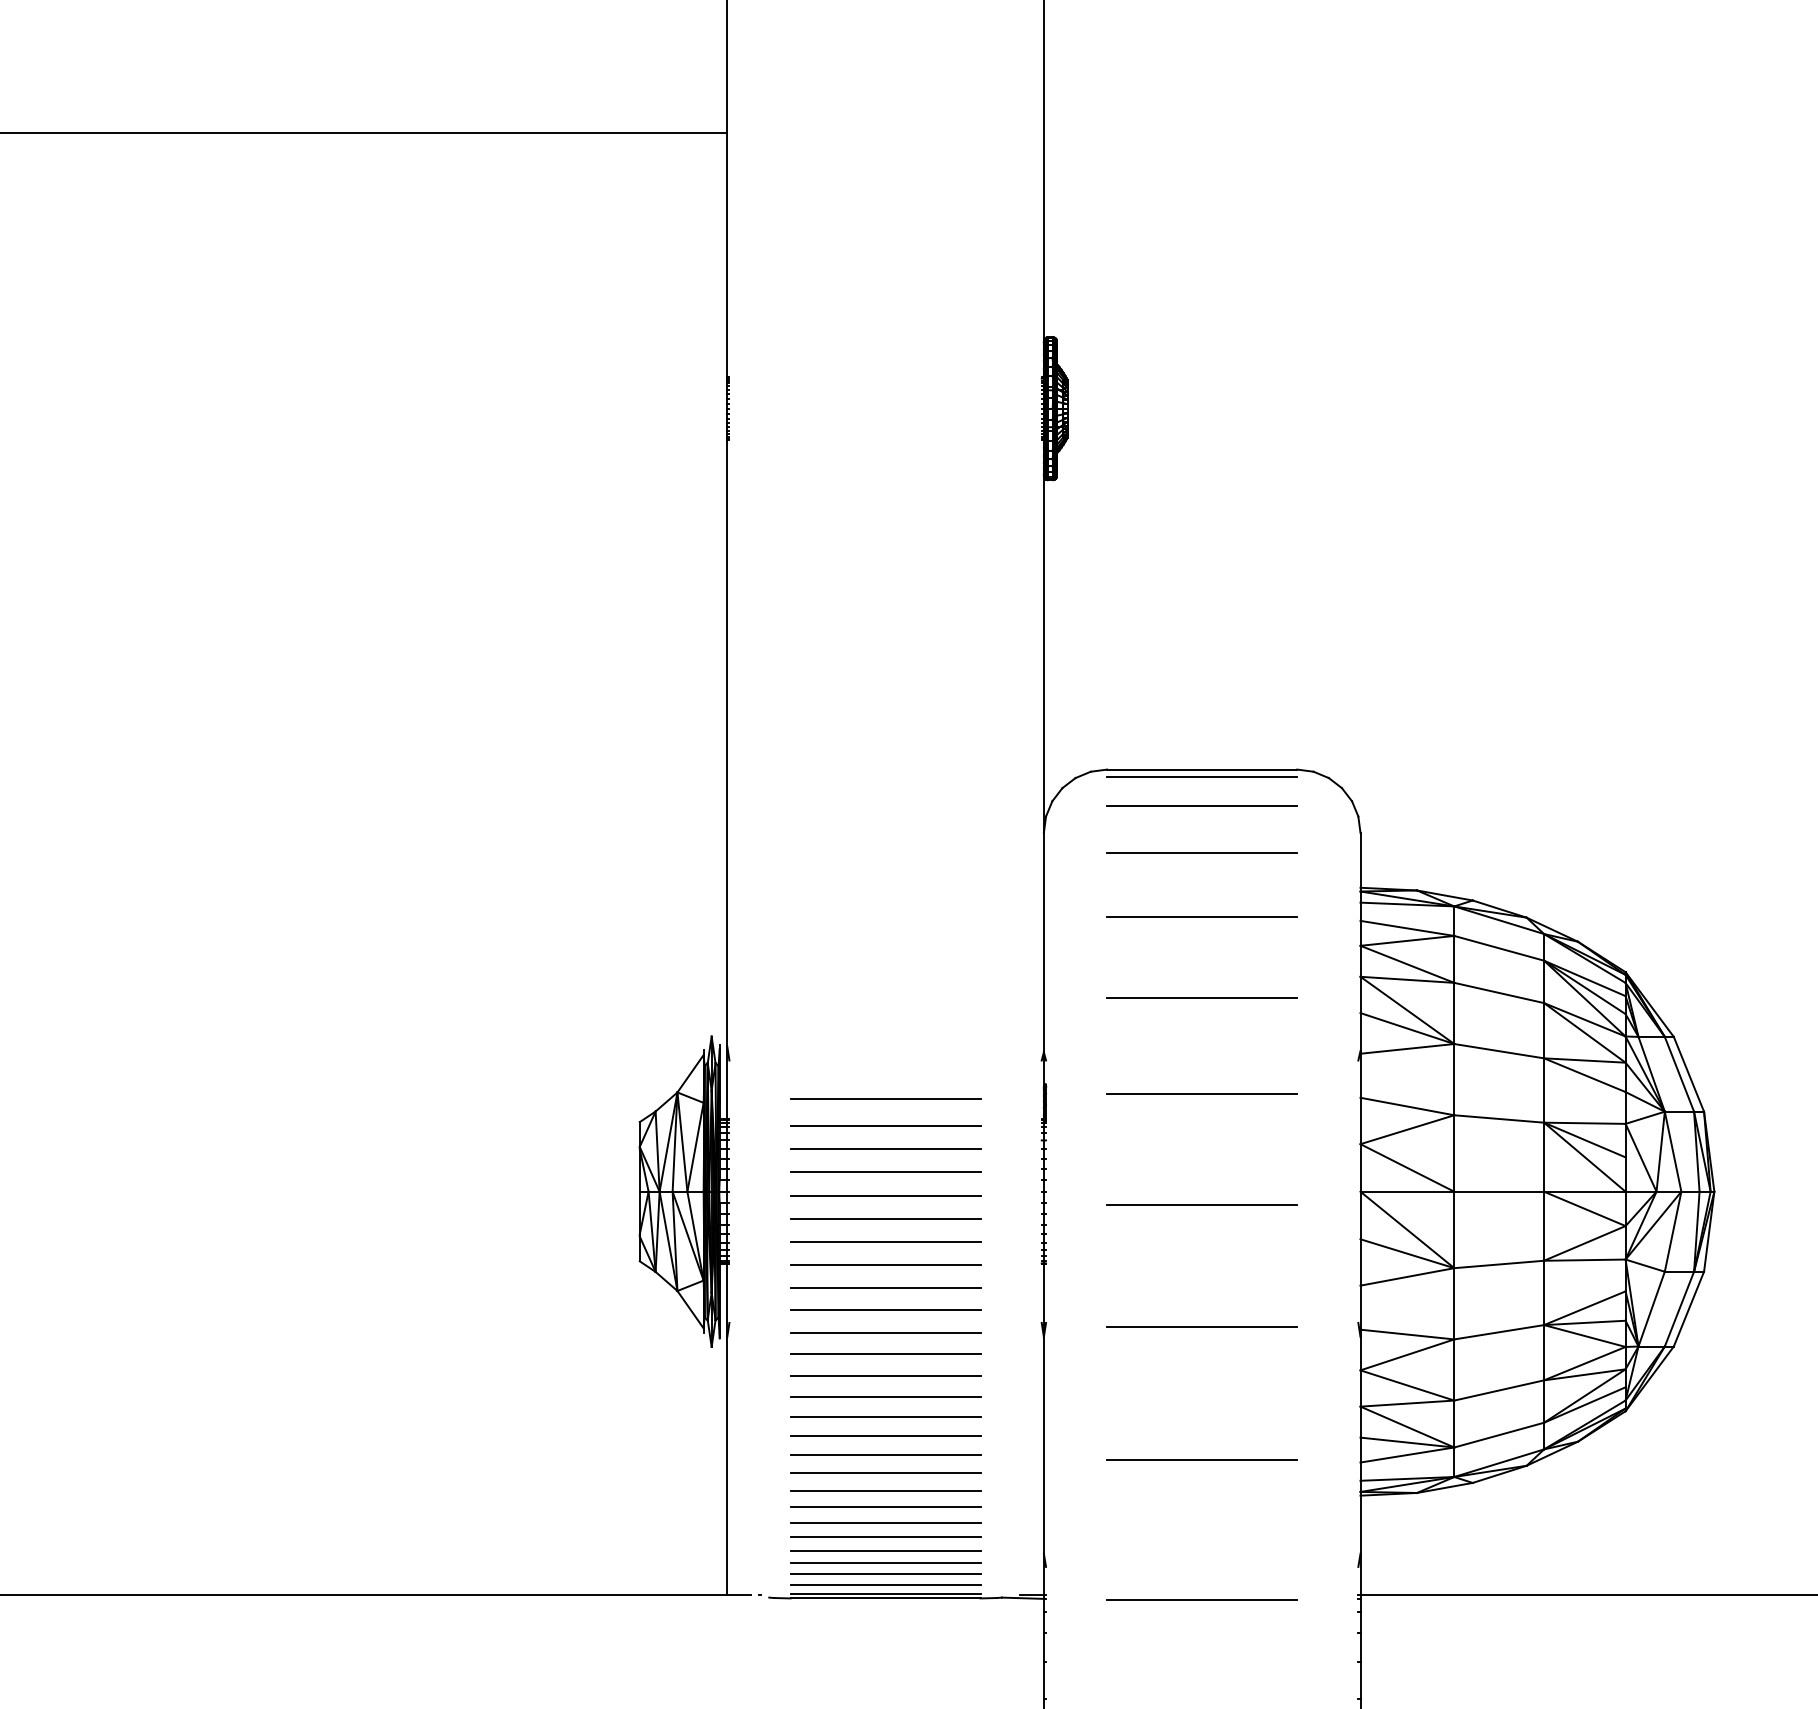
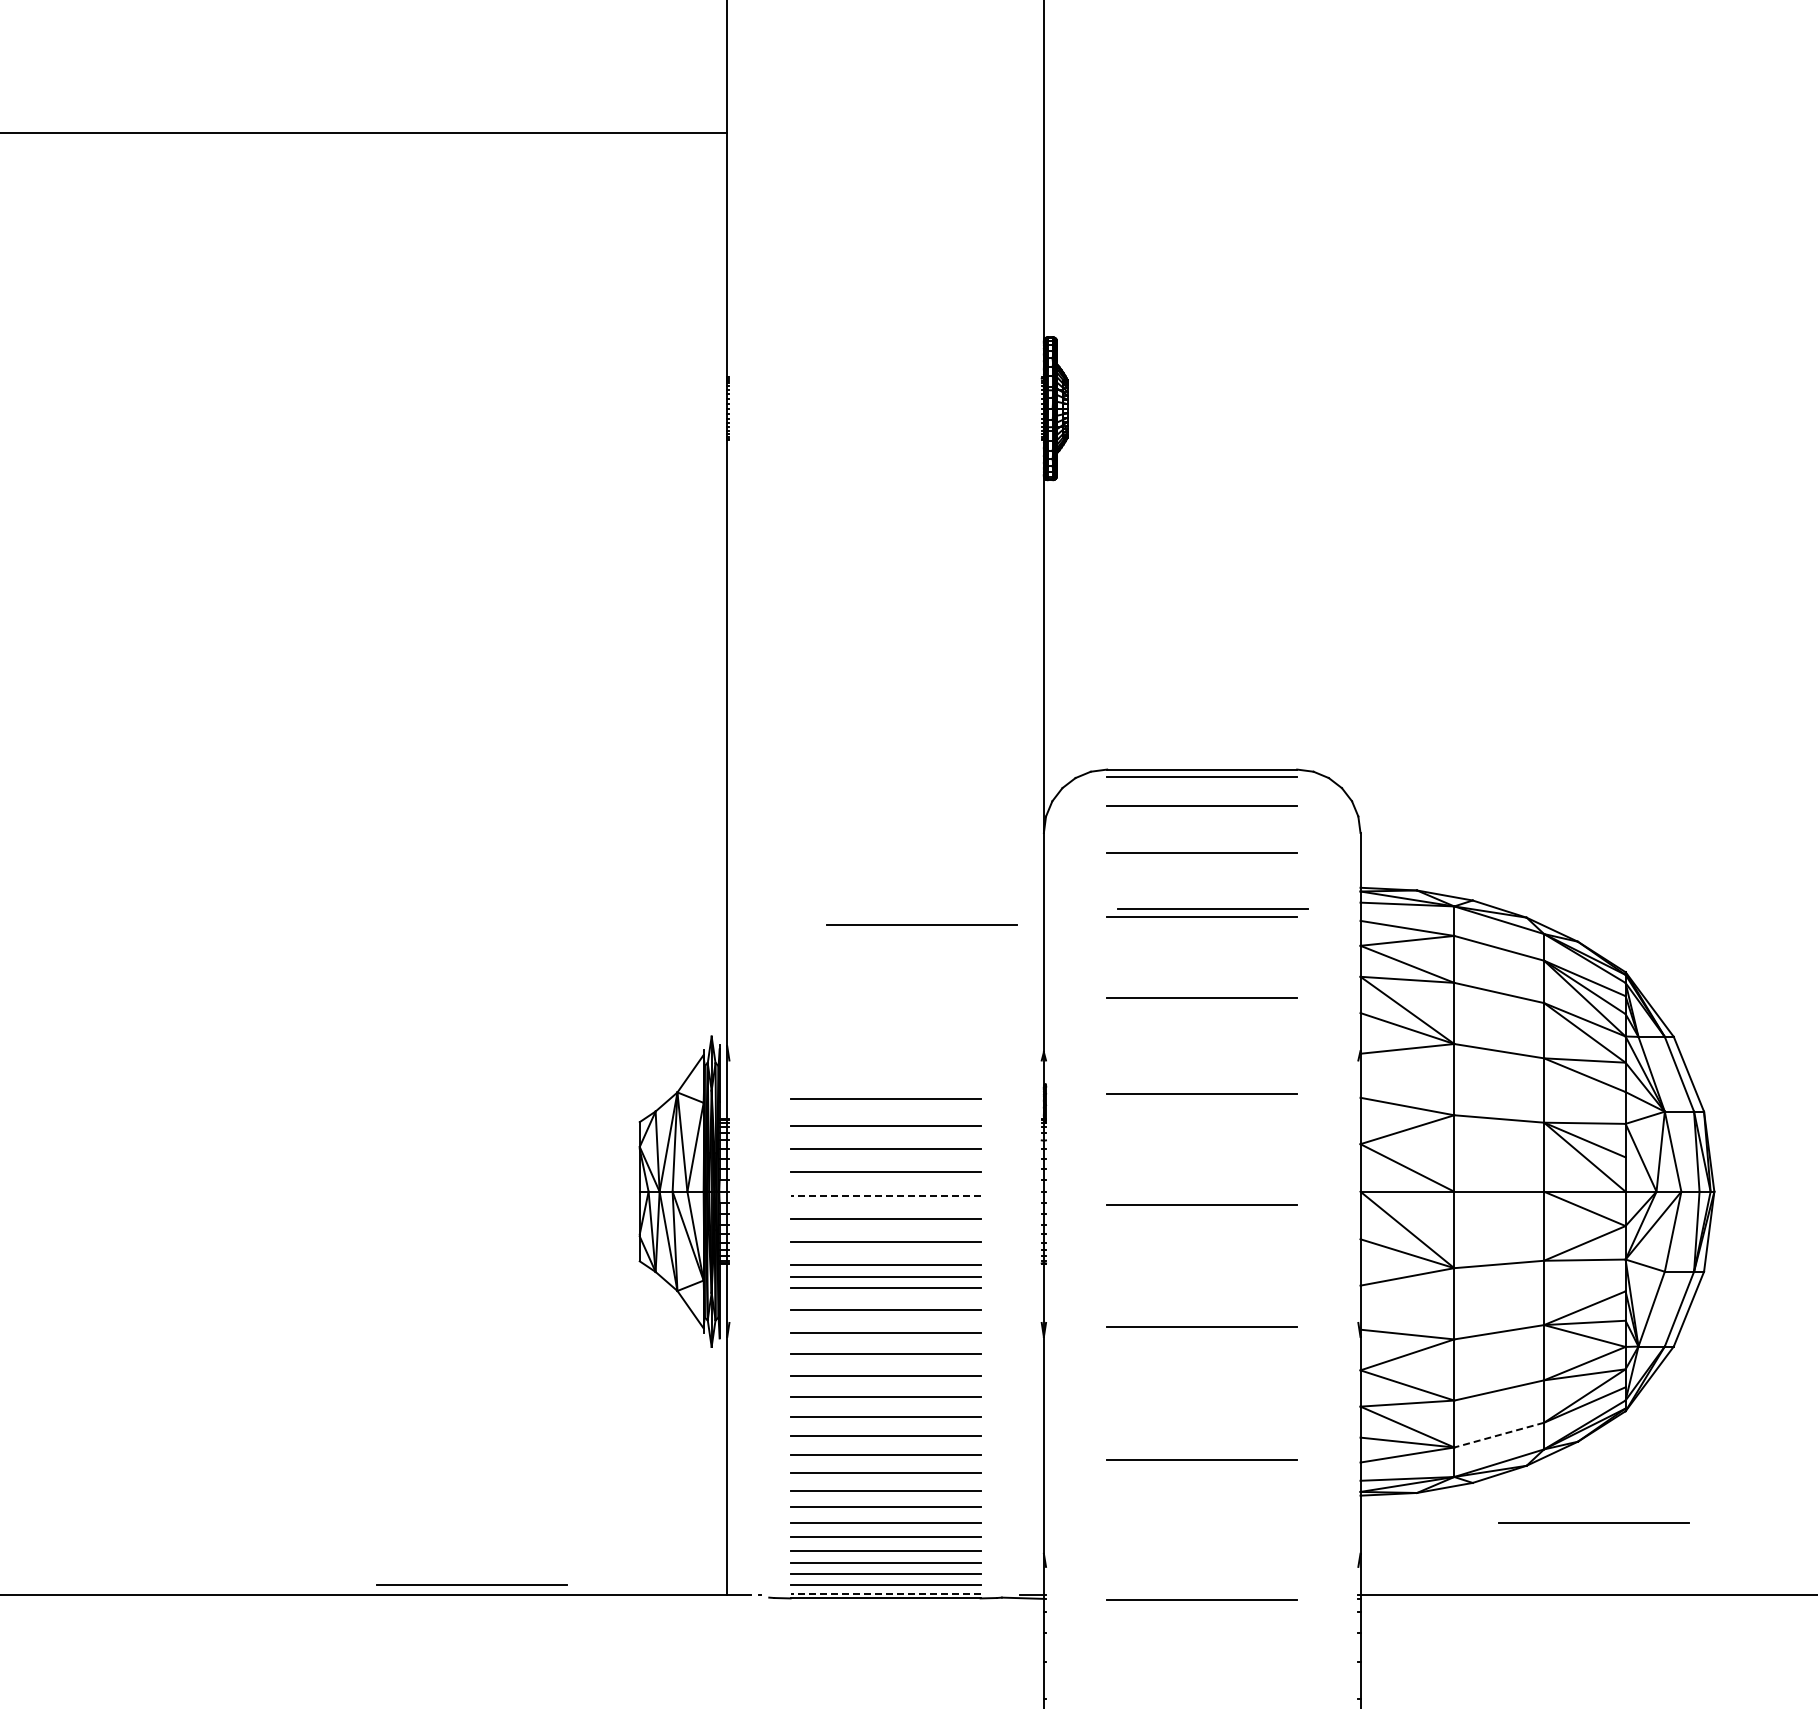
line: none -> present (1212, 908)
line: none -> present (921, 924)
line: solid -> dashed (885, 1195)
line: none -> present (885, 1276)
line: solid -> dashed (1499, 1435)
line: none -> present (1593, 1522)
line: none -> present (471, 1584)
line: solid -> dashed (885, 1593)
